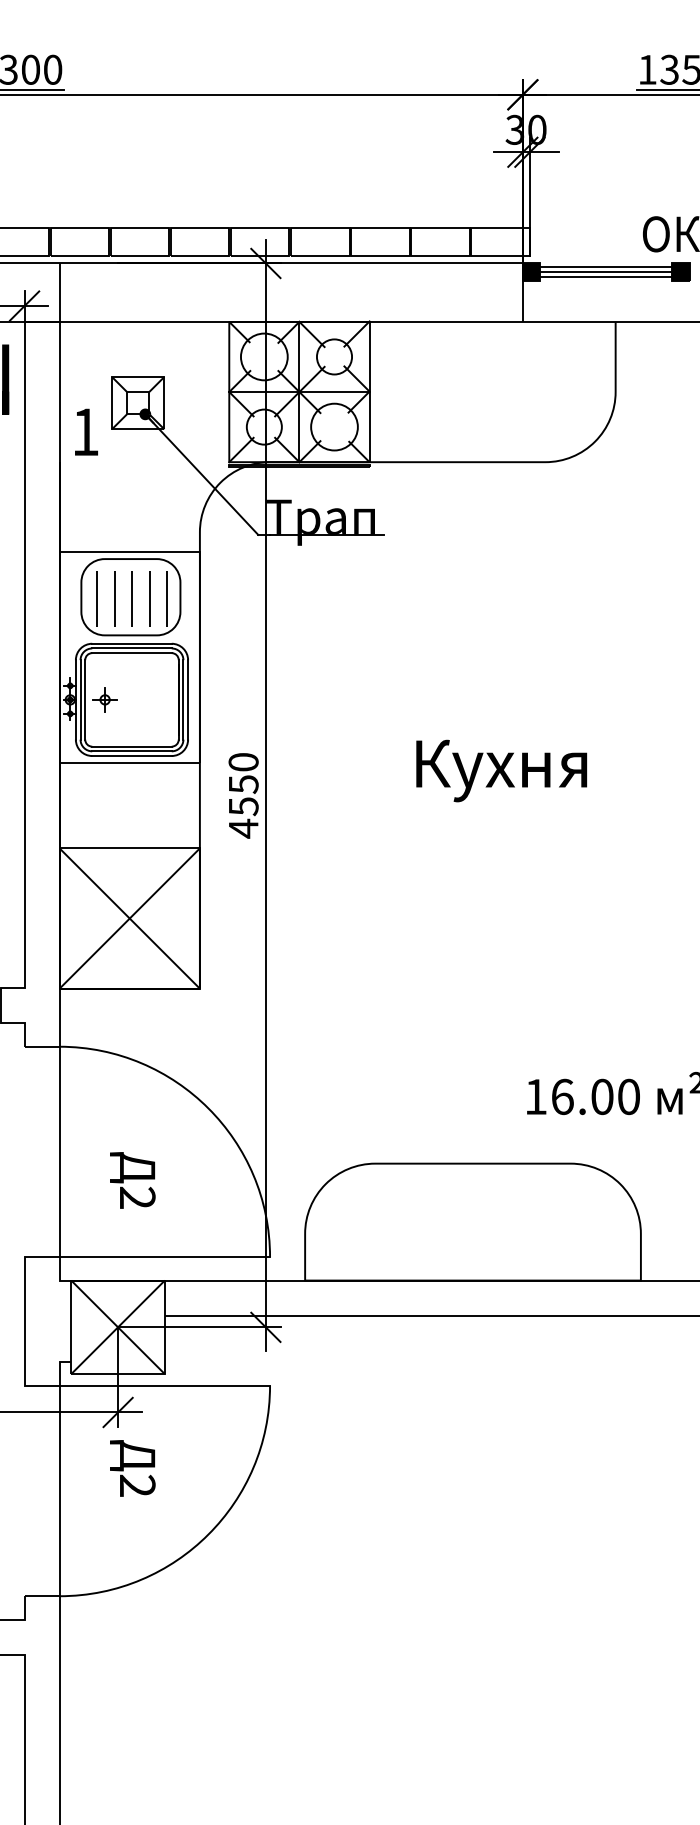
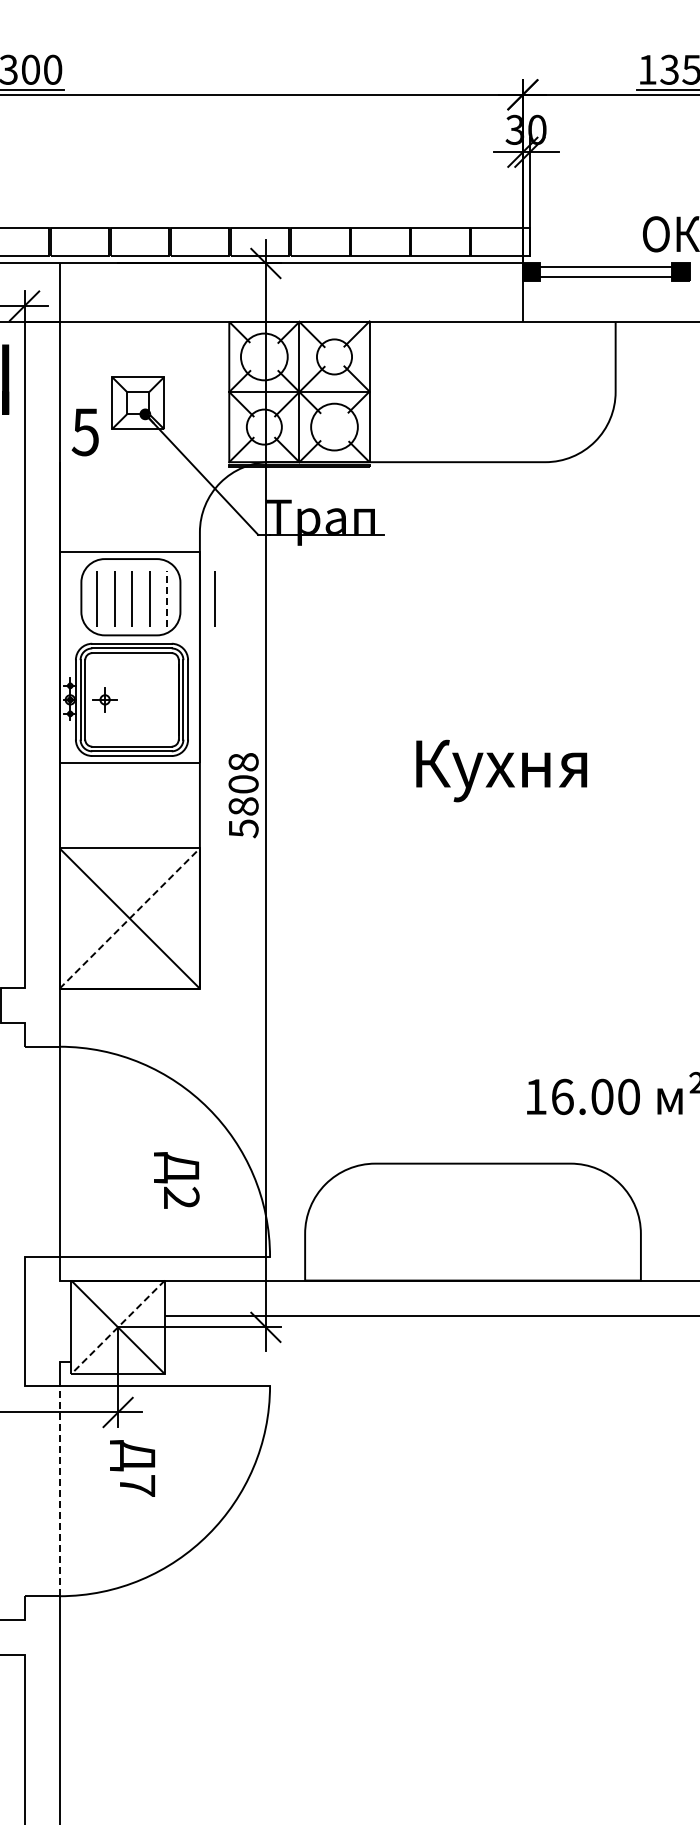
line: present -> none (606, 272)
text: 1 -> 5 (84, 432)
line: solid -> dashed (166, 598)
line: none -> present (214, 598)
text: 4550 -> 5808 (243, 795)
line: solid -> dashed (130, 918)
text position: (132, 1180) -> (176, 1180) (176, 1180)
line: solid -> dashed (117, 1327)
text: 2 -> 7 (137, 1485)
line: solid -> dashed (59, 1490)
